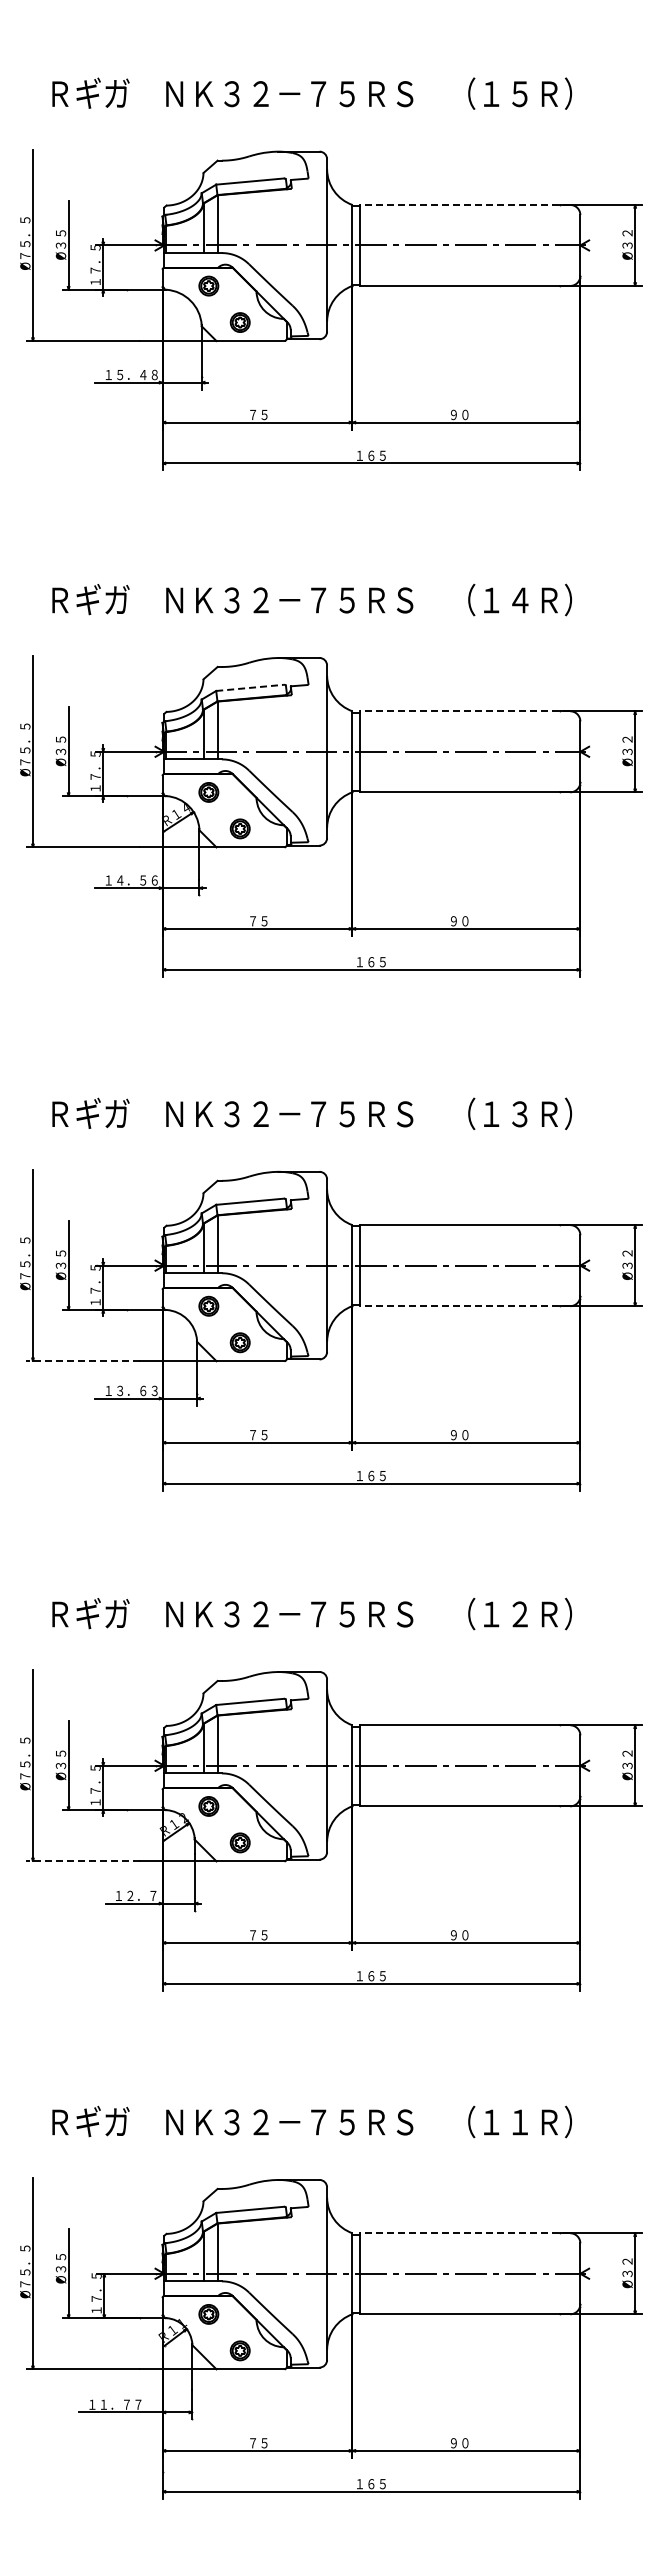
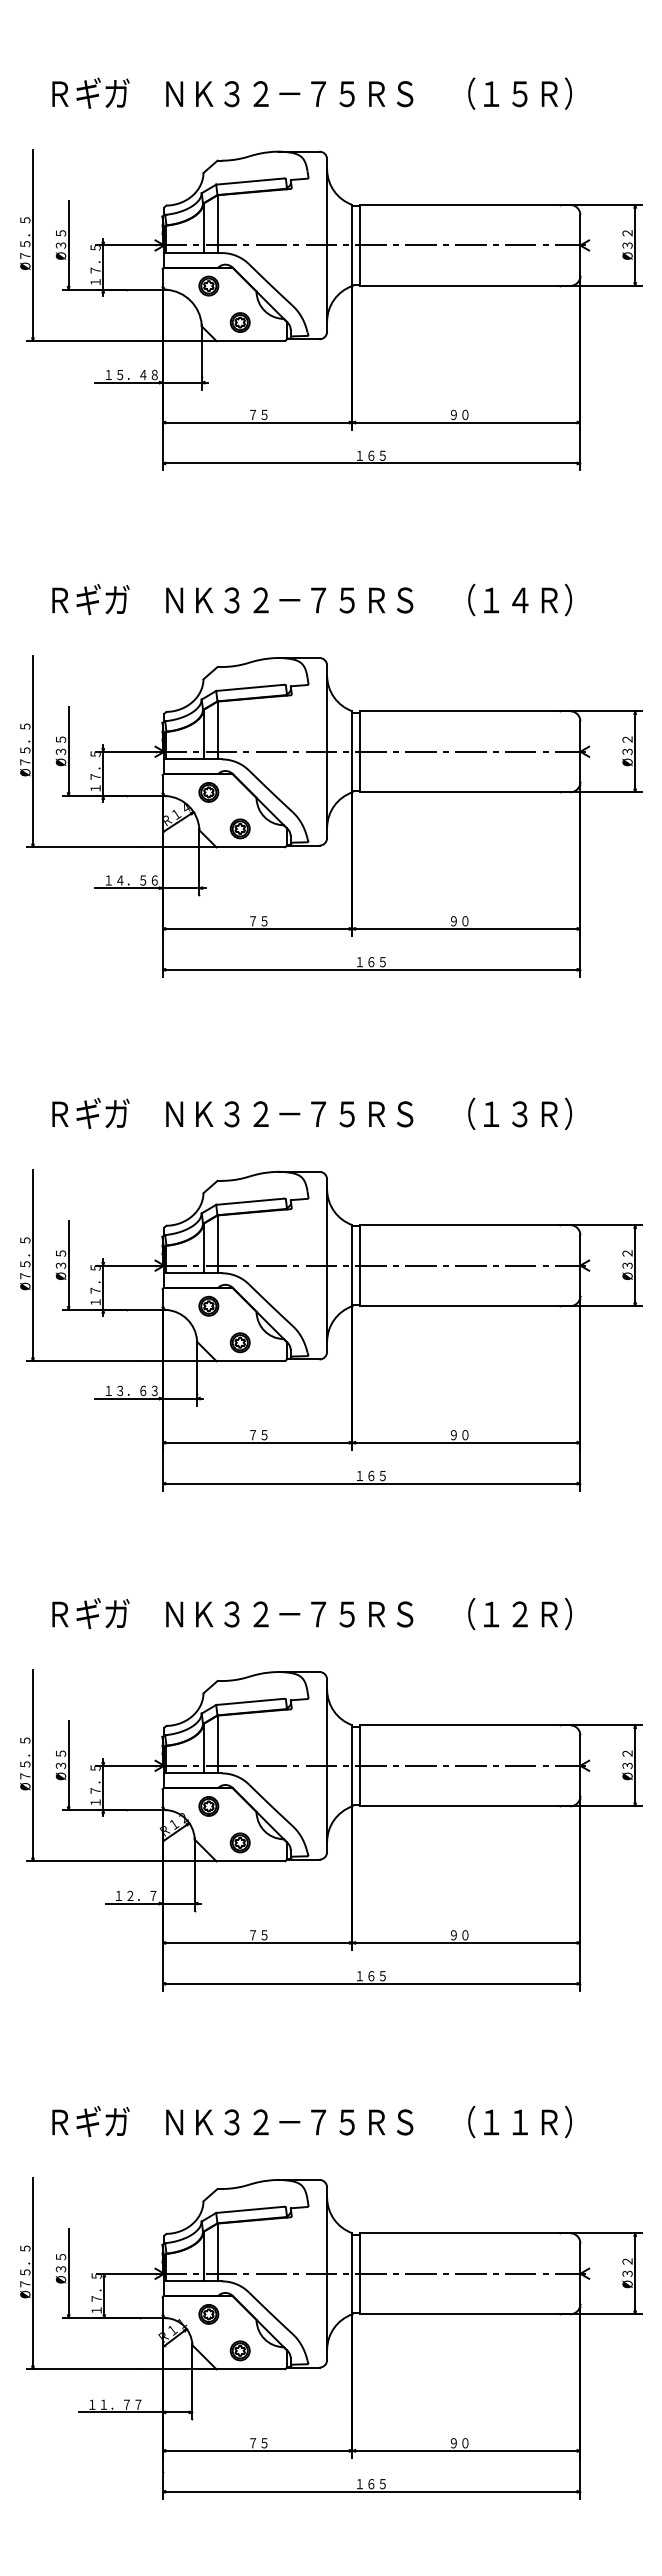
line: dashed -> solid (464, 204)
line: dashed -> solid (250, 687)
line: dashed -> solid (464, 711)
line: dashed -> solid (464, 1306)
line: dashed -> solid (82, 1361)
line: dashed -> solid (82, 1861)
line: dashed -> solid (464, 2233)
